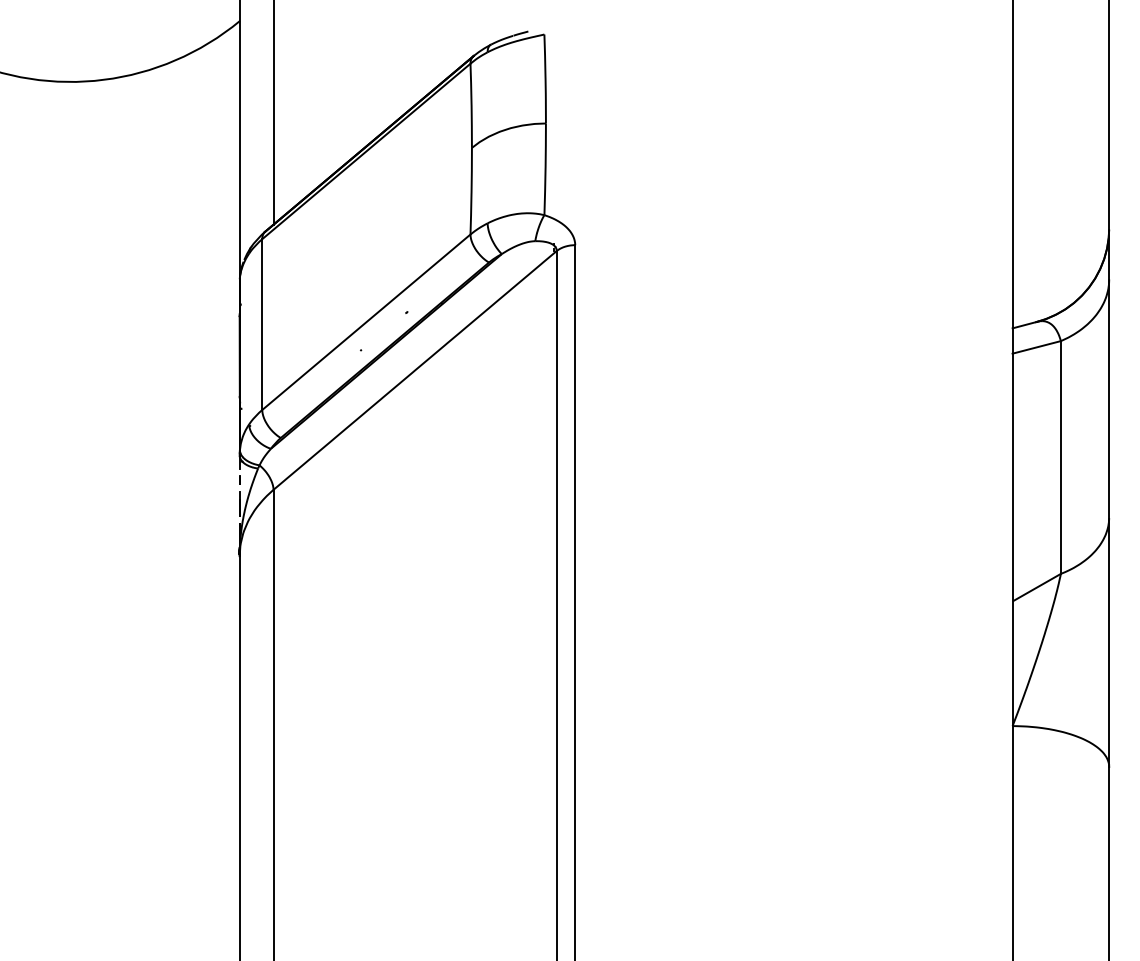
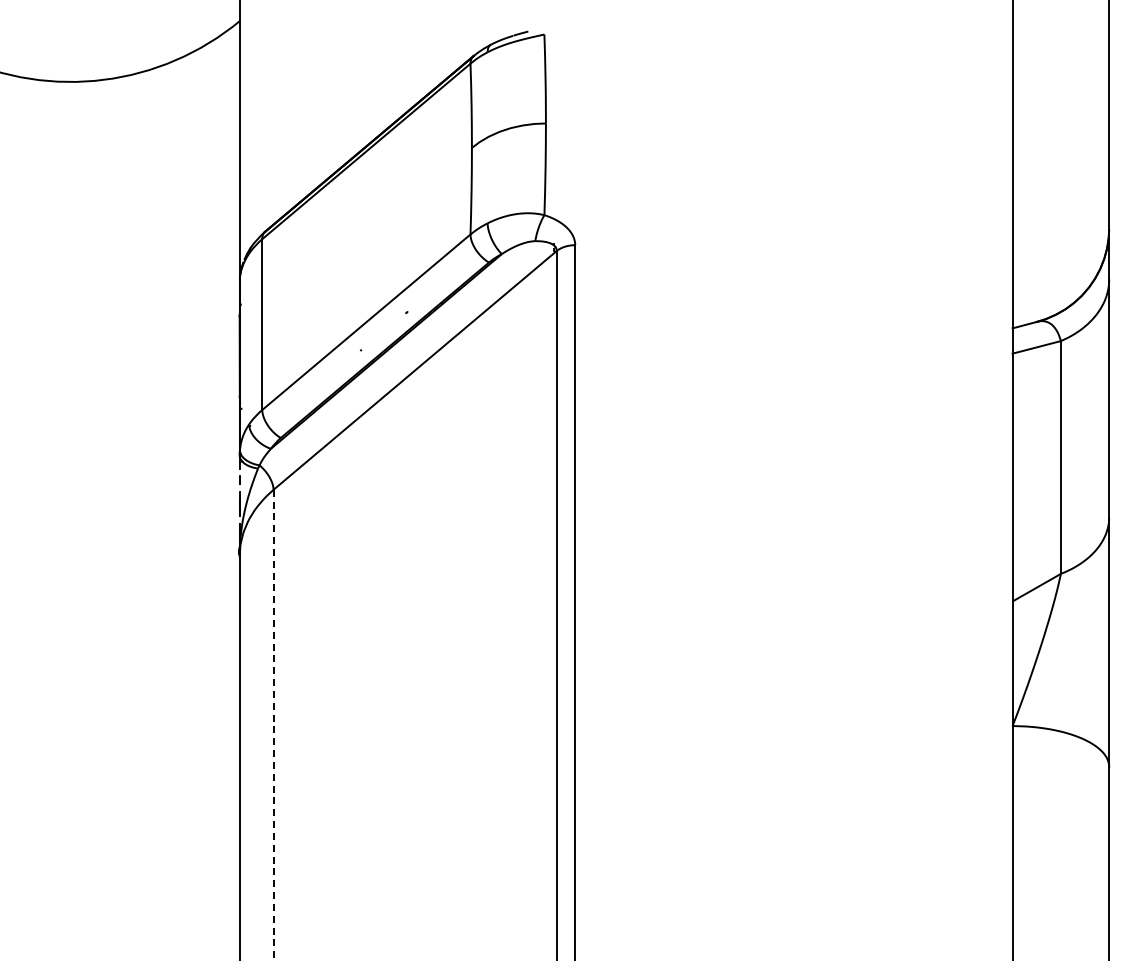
line: present -> none (273, 113)
line: solid -> dashed (273, 725)
